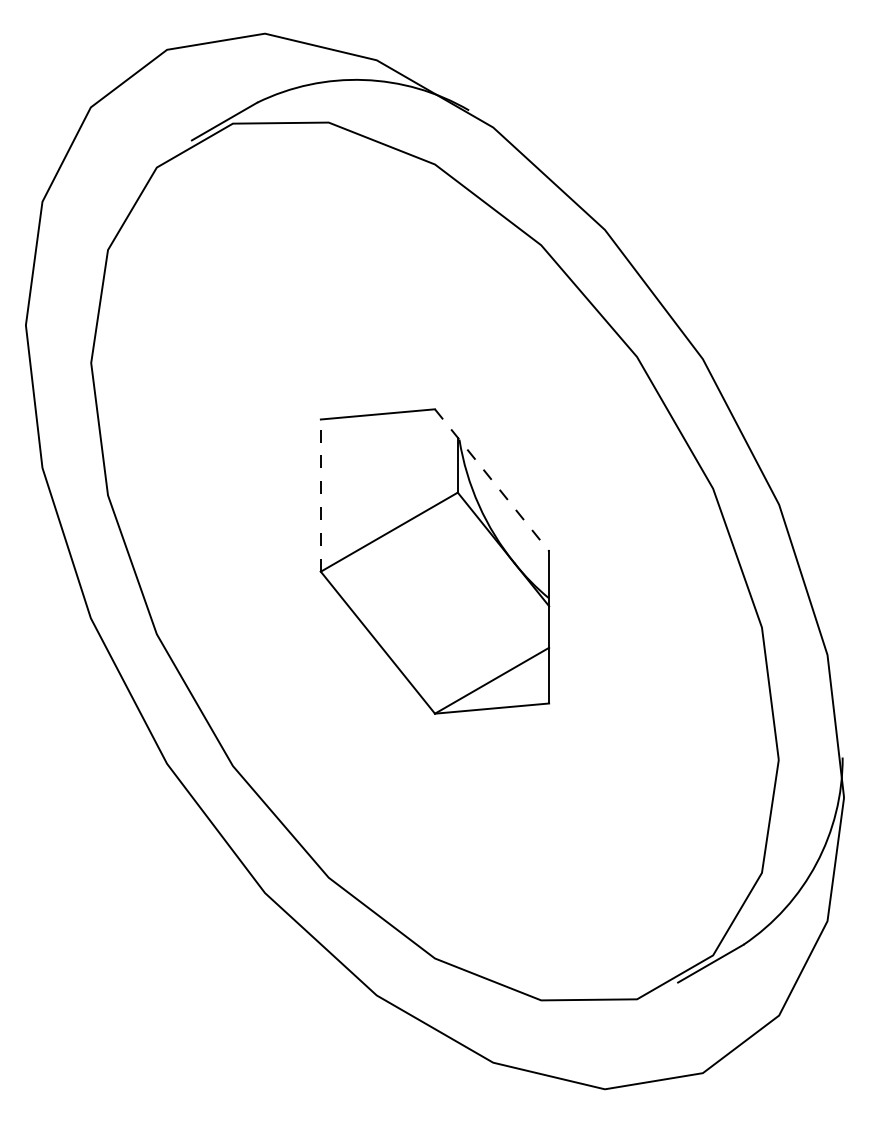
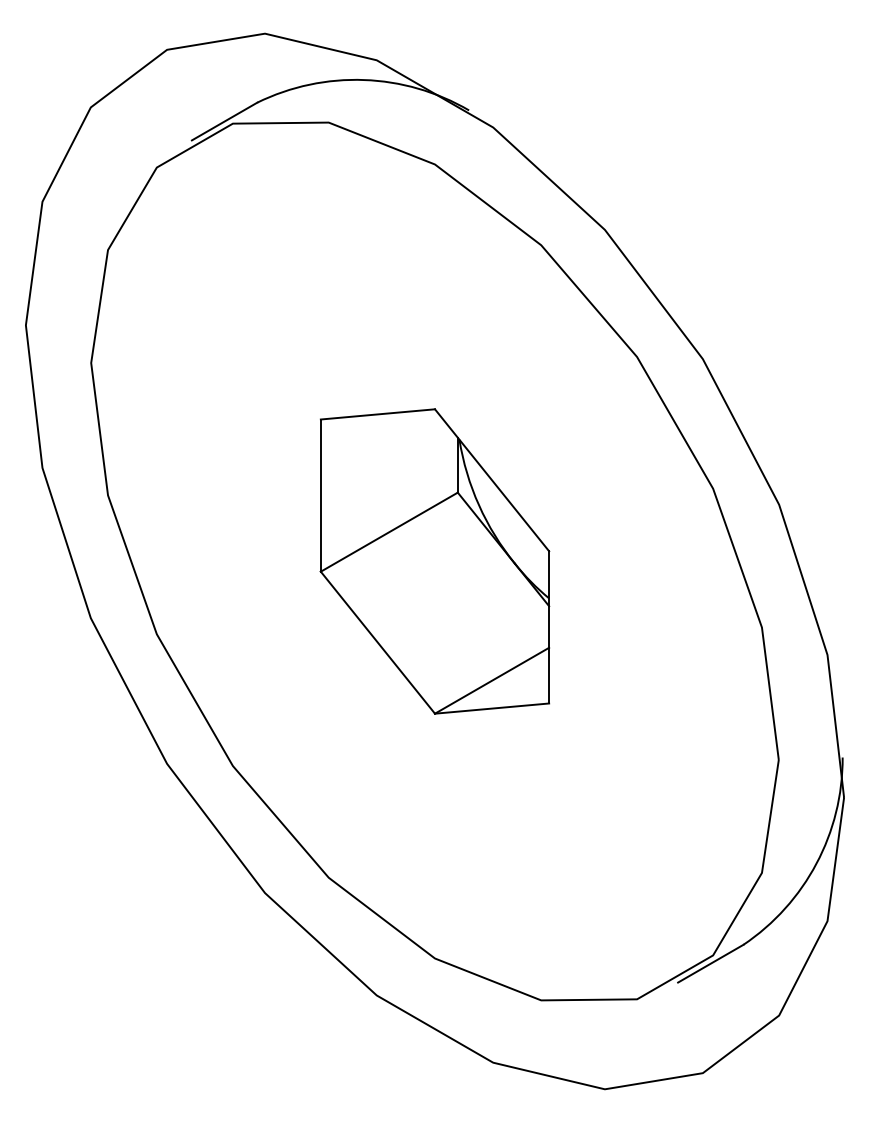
line: dashed -> solid (492, 480)
line: dashed -> solid (320, 495)
